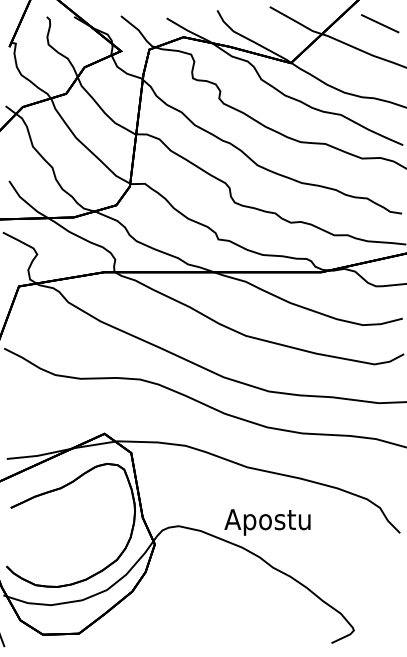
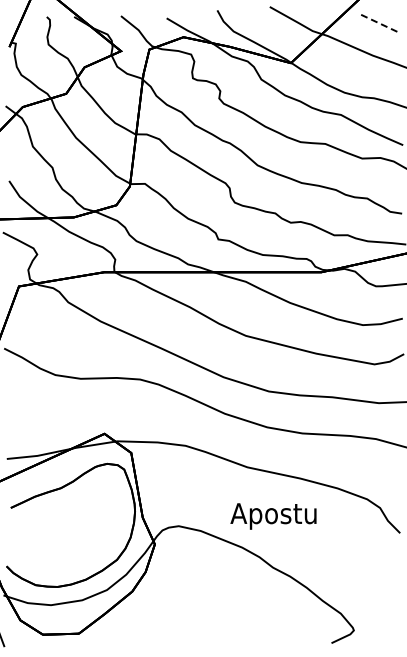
line: solid -> dashed (380, 23)
text position: (267, 522) -> (273, 516) (273, 516)
